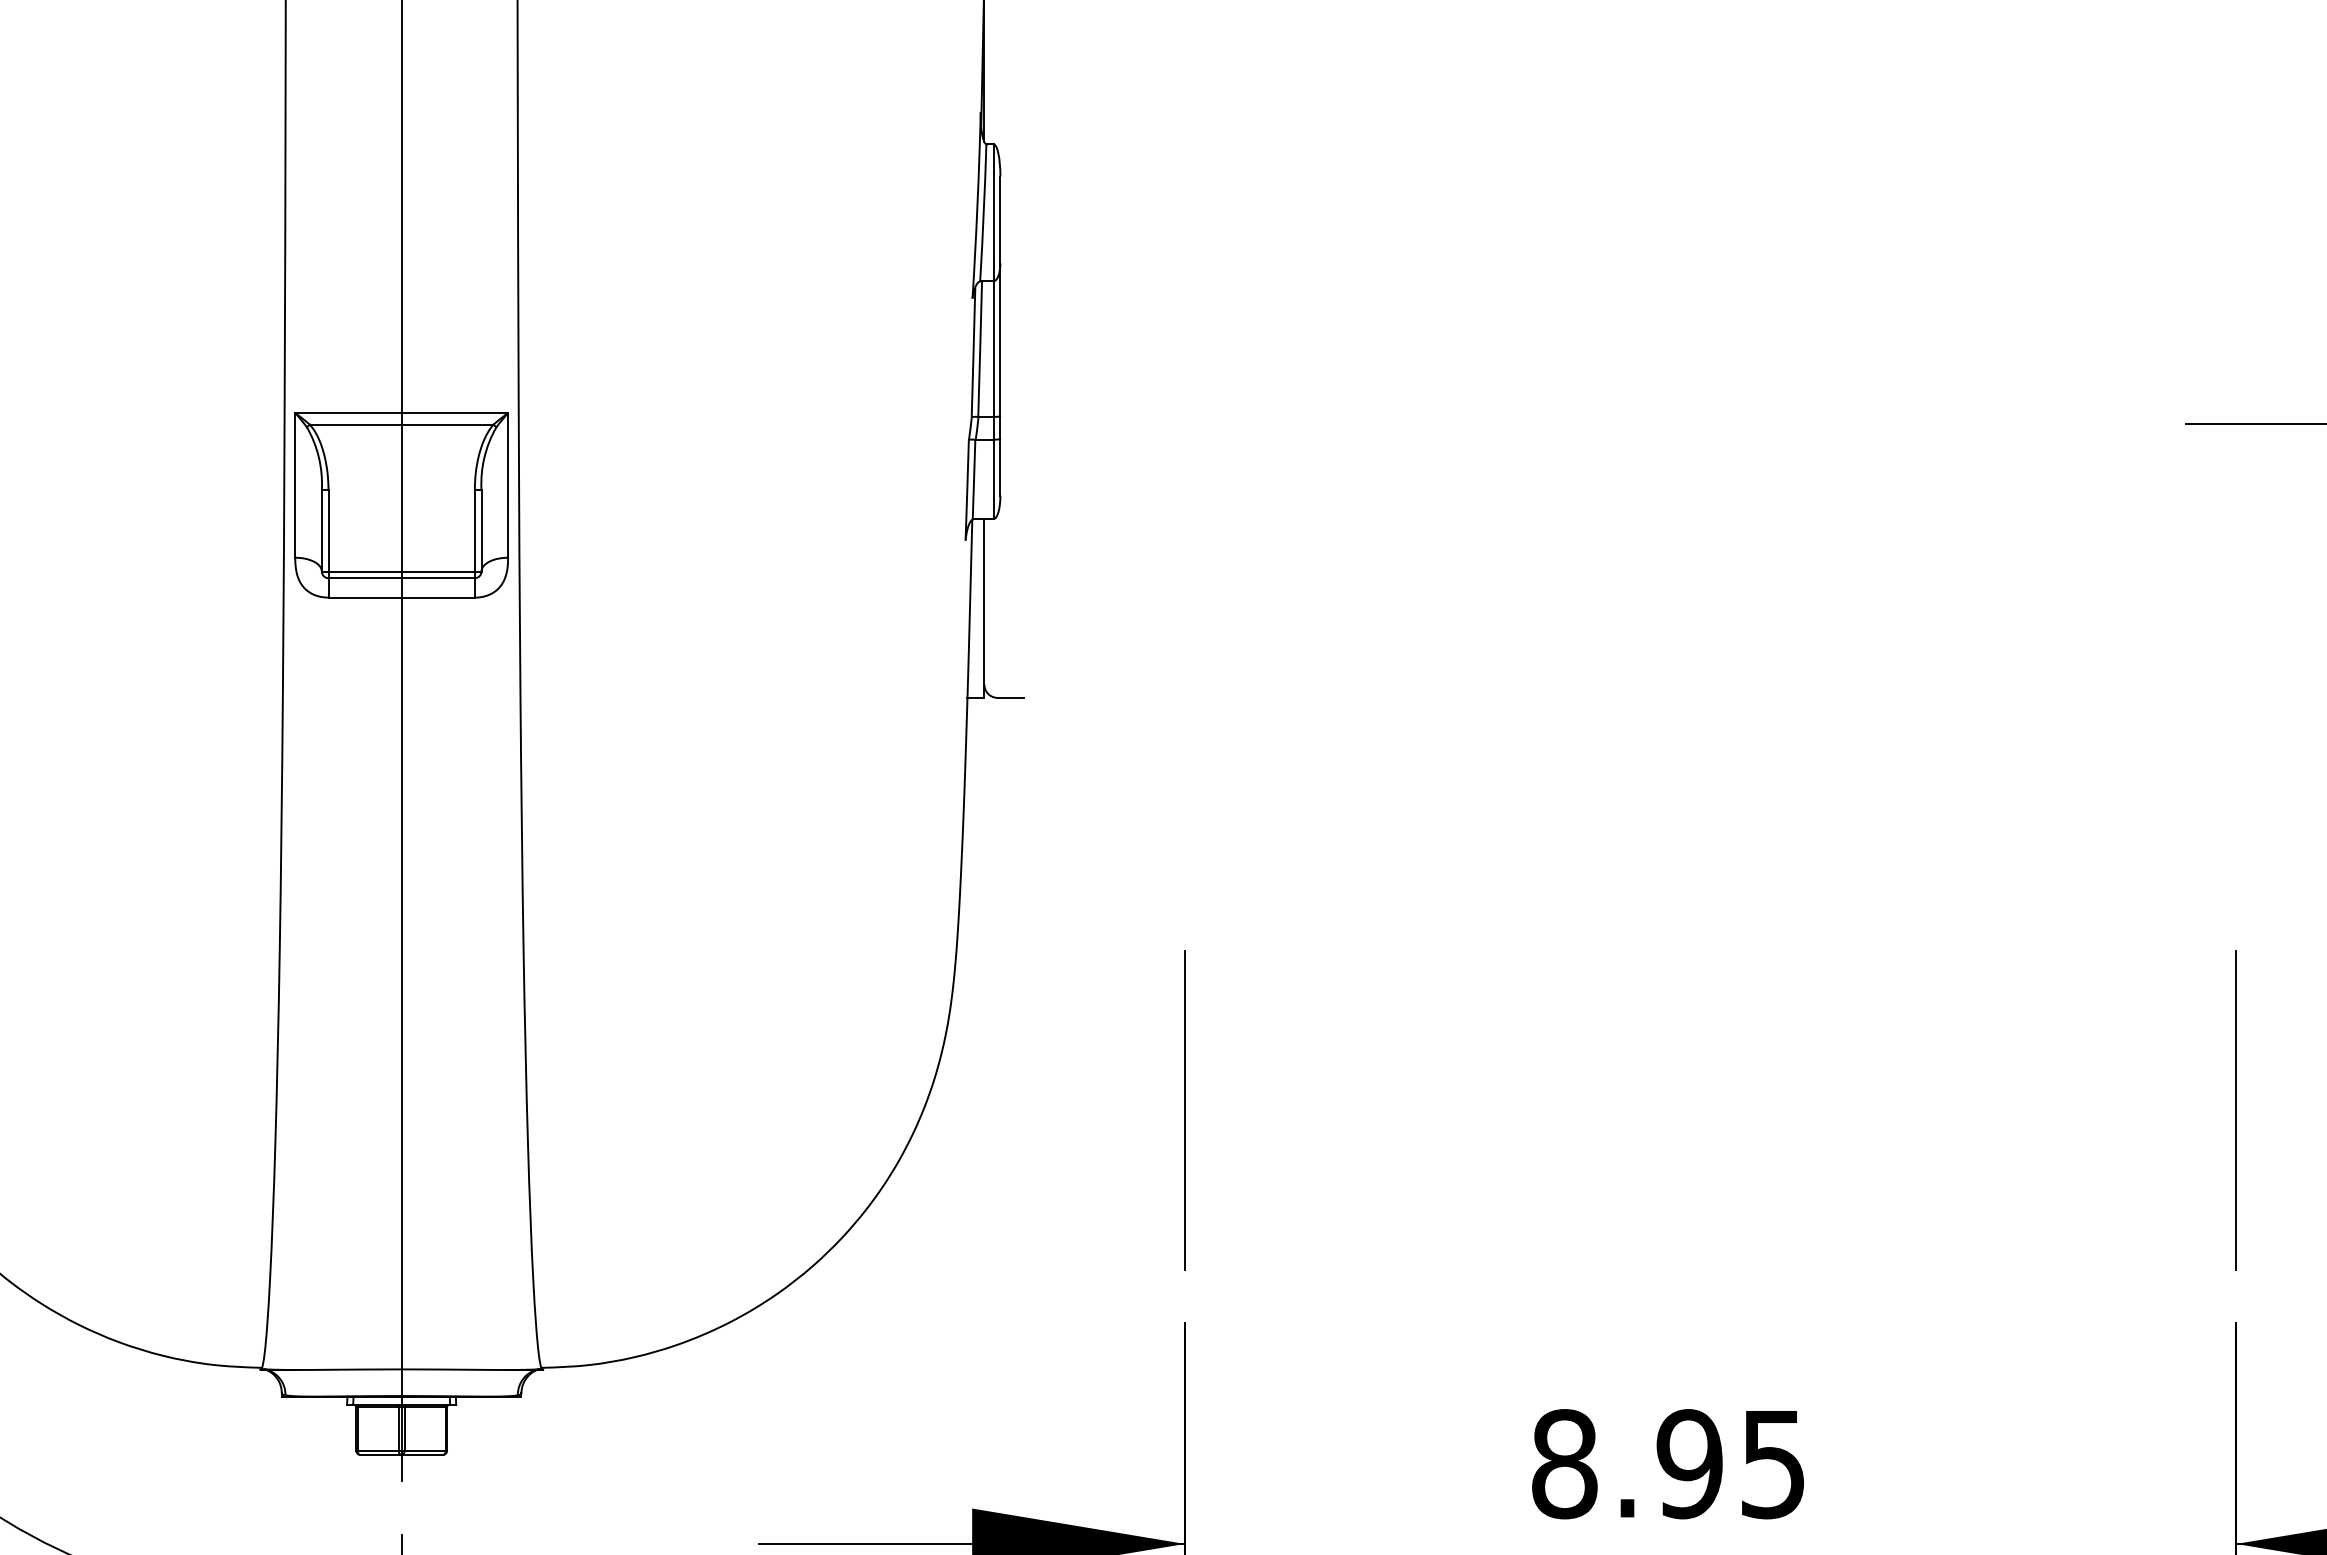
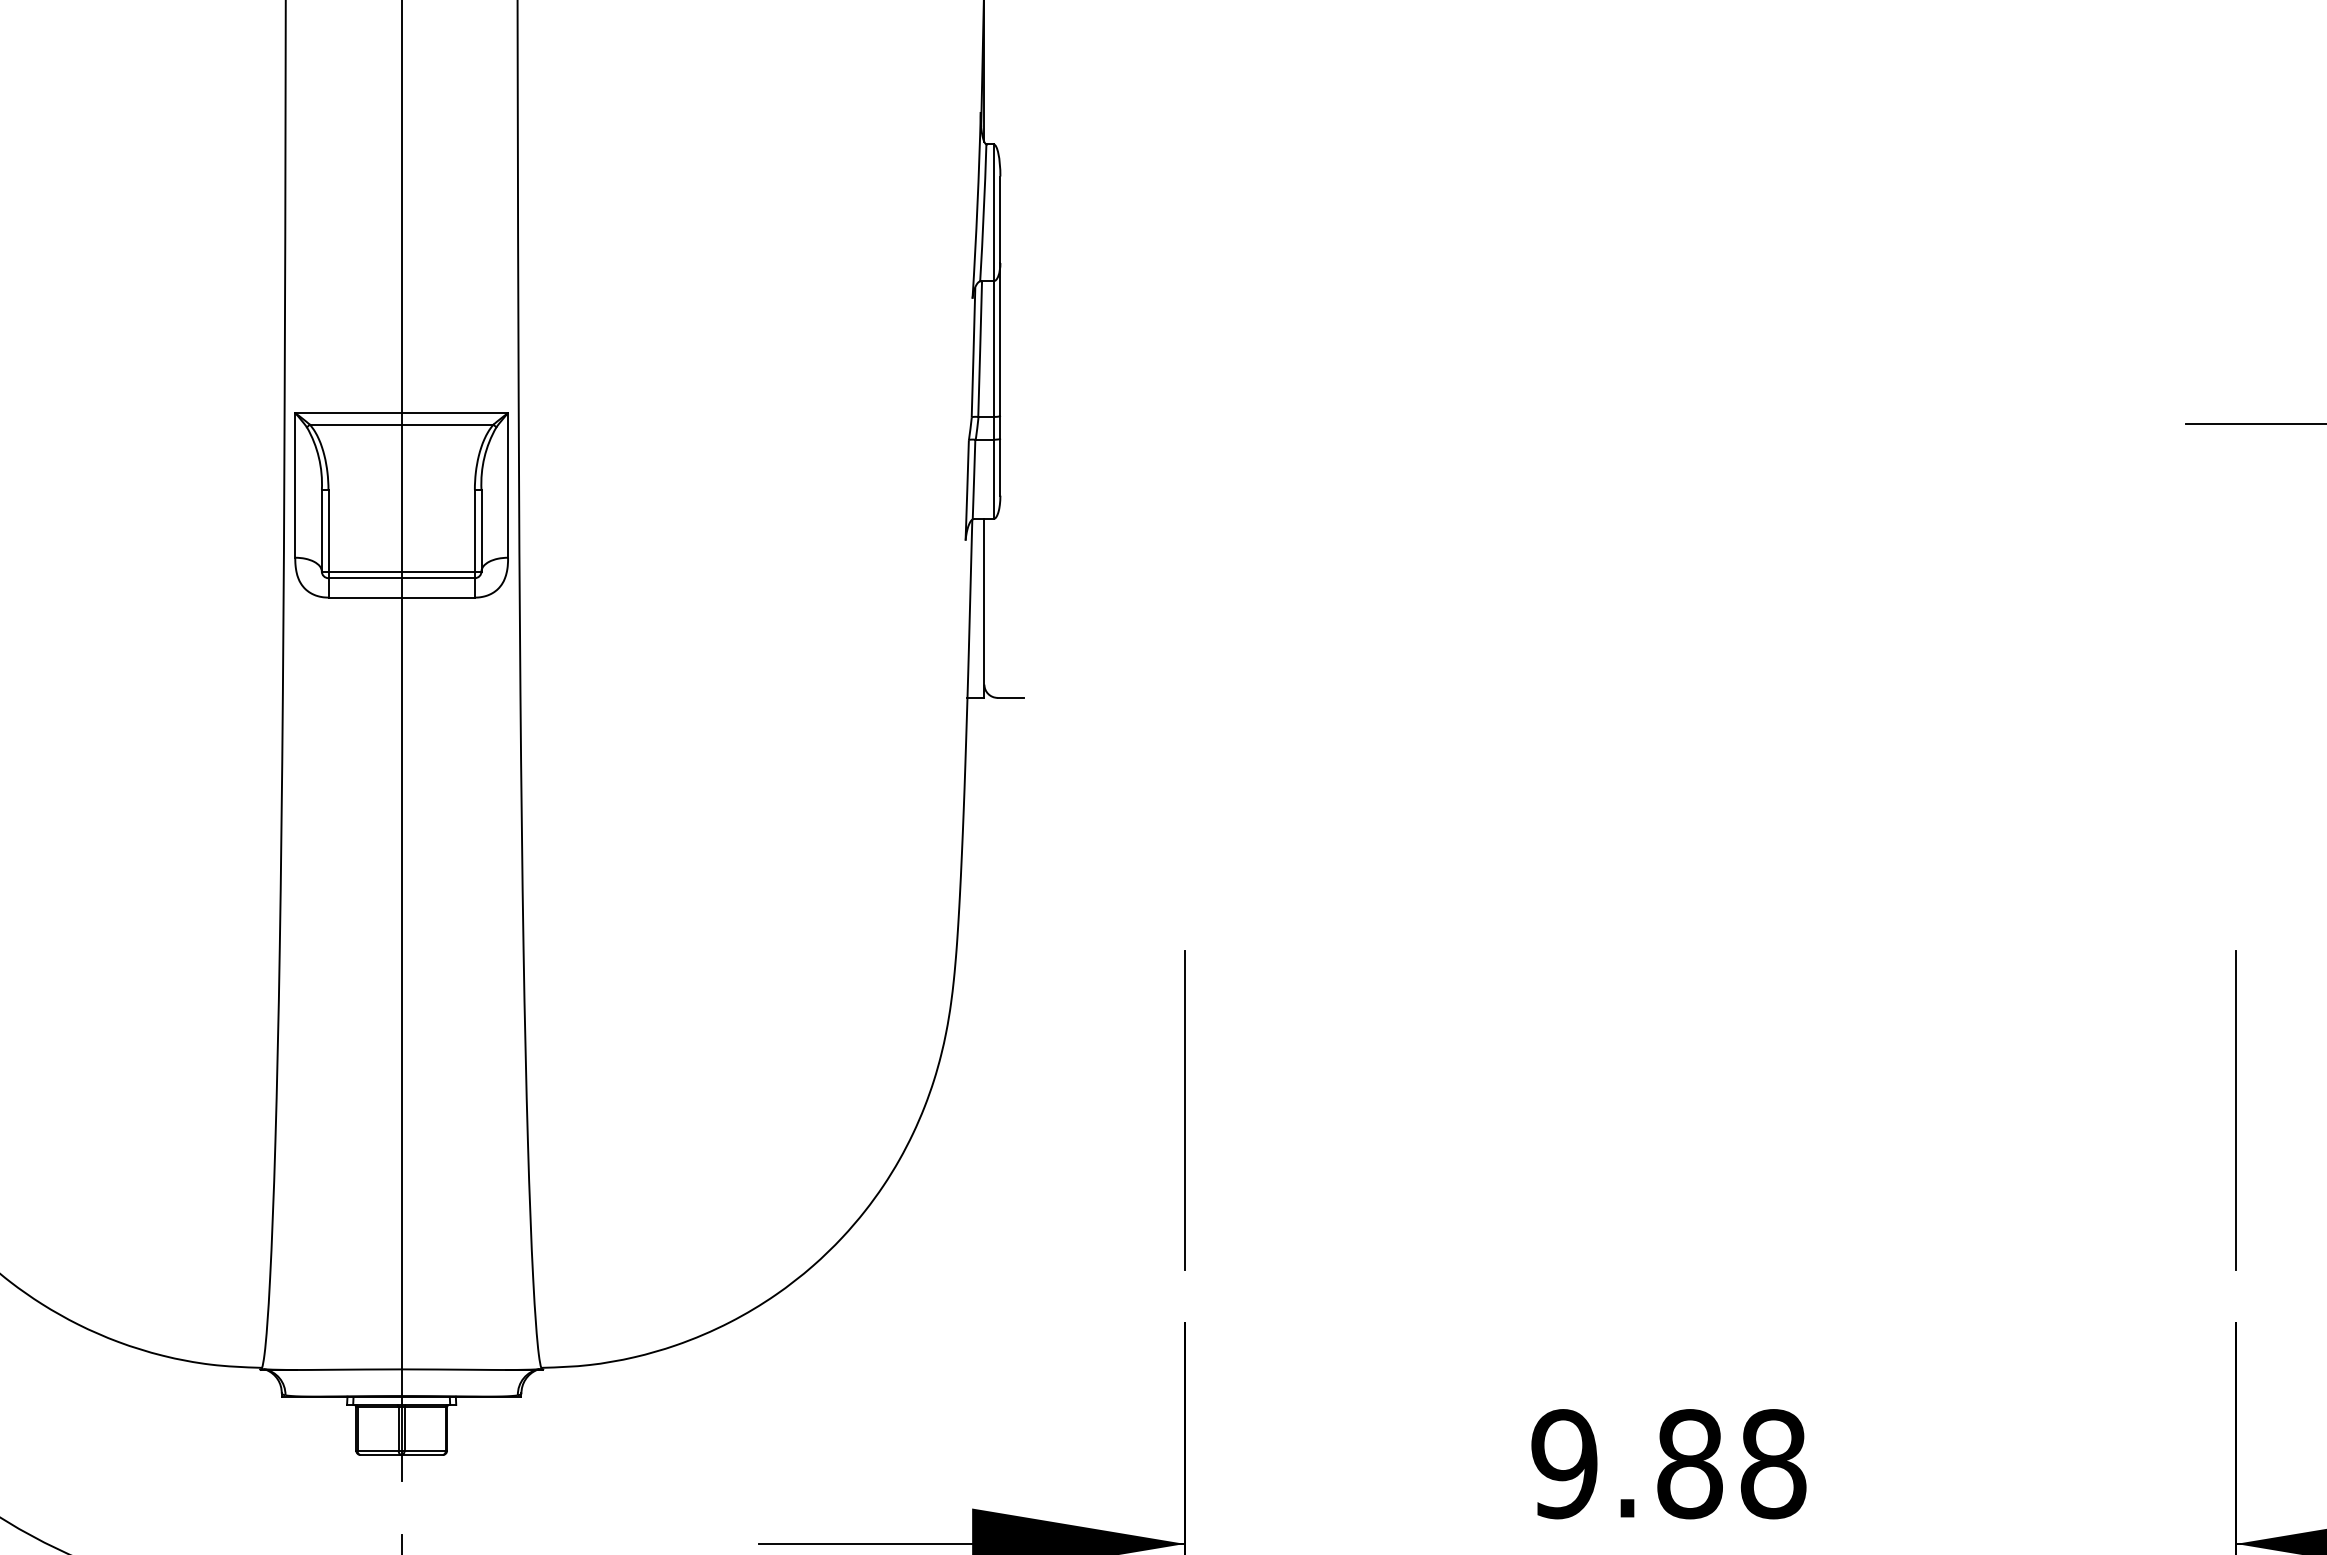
text: 8.95 -> 9.88 (1668, 1464)
